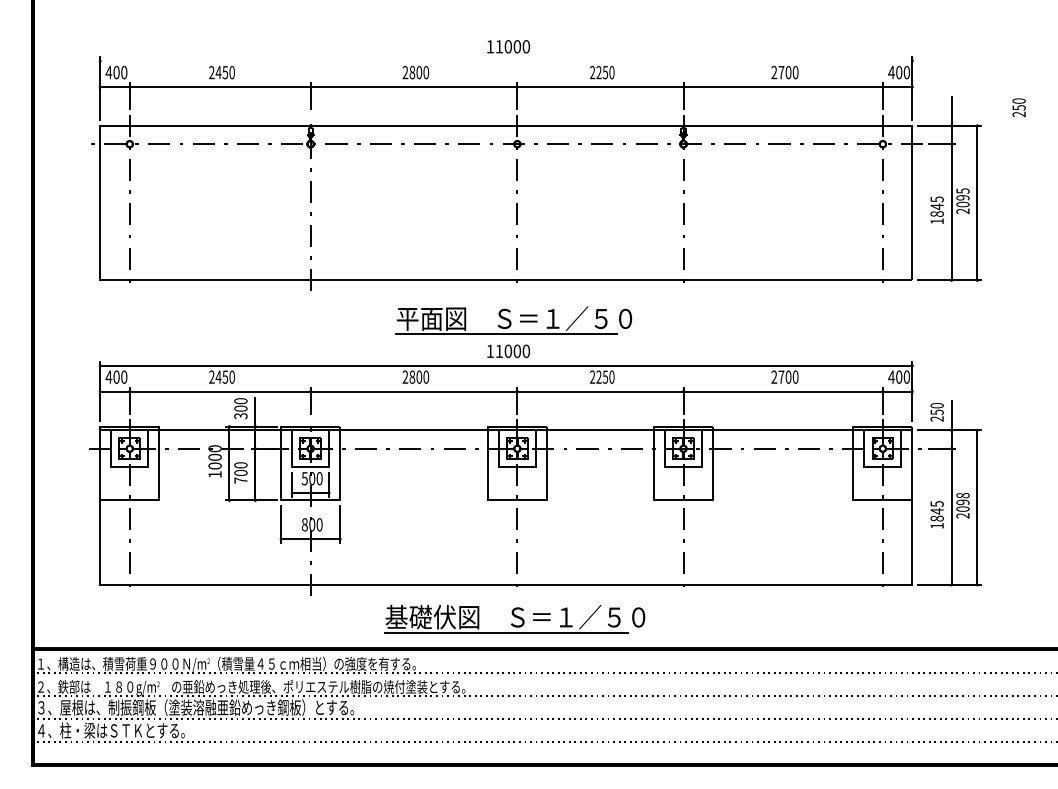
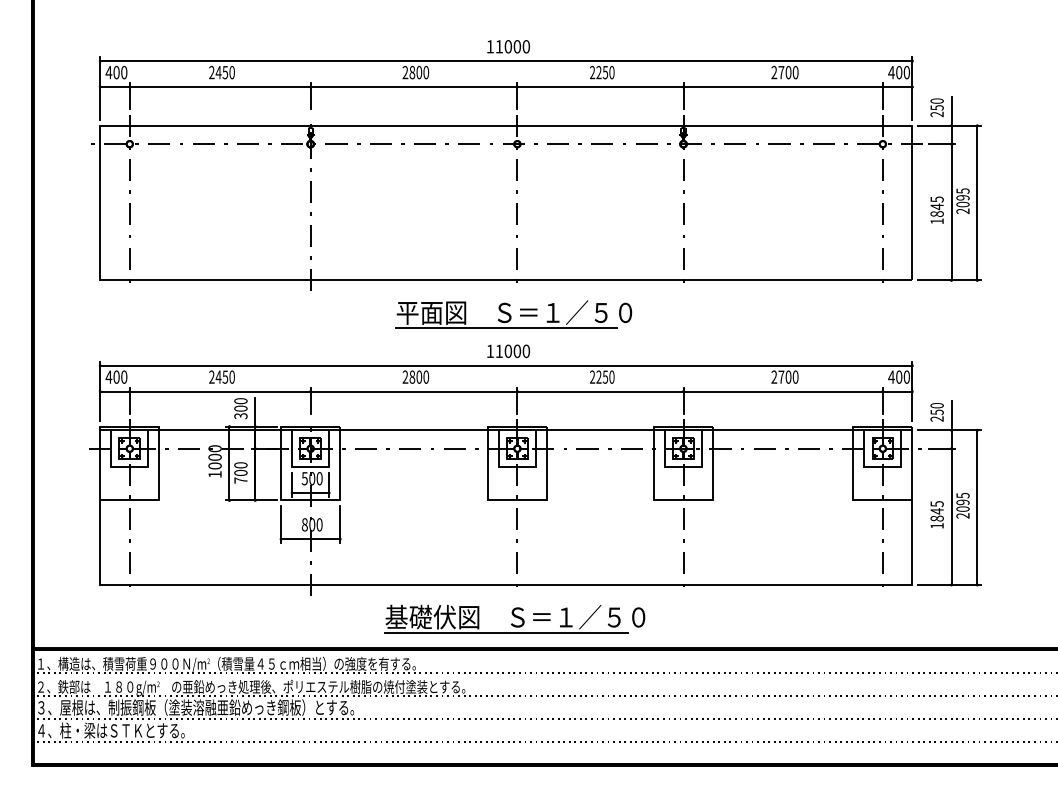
line: none -> present (506, 61)
text position: (1018, 107) -> (936, 107) (936, 107)
part position: (513, 320) -> (513, 314) (513, 314)
text: 2098 -> 2095 (962, 495)
